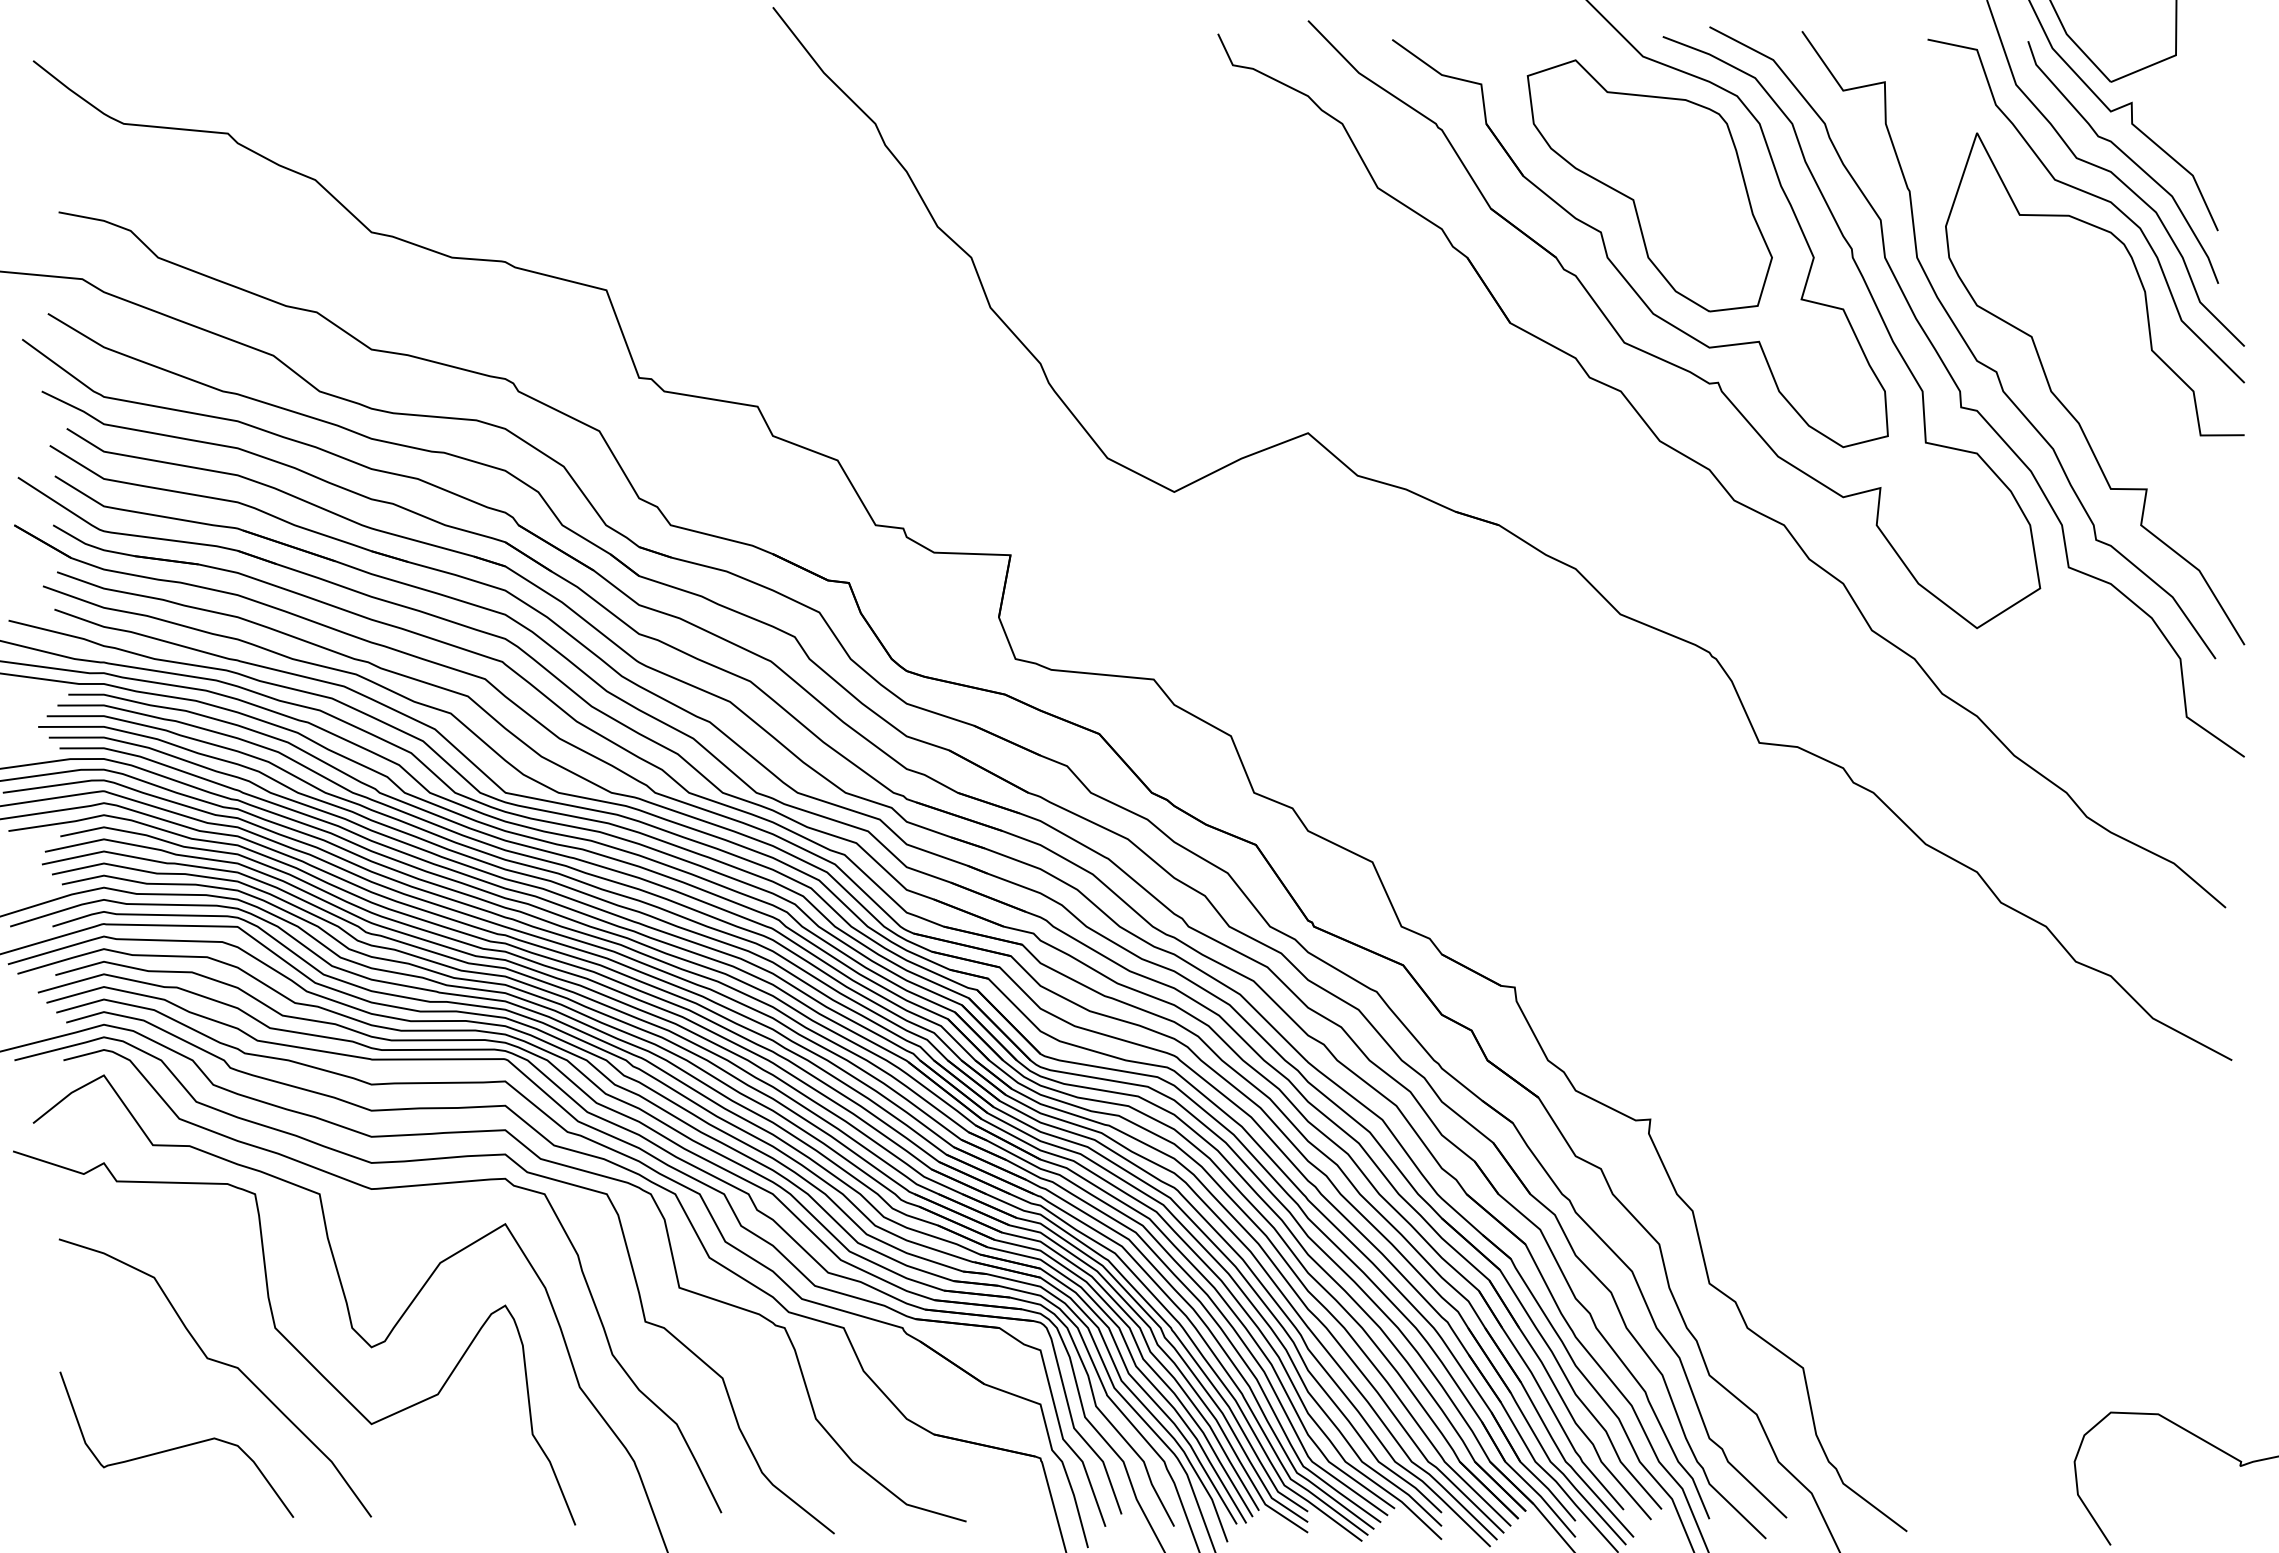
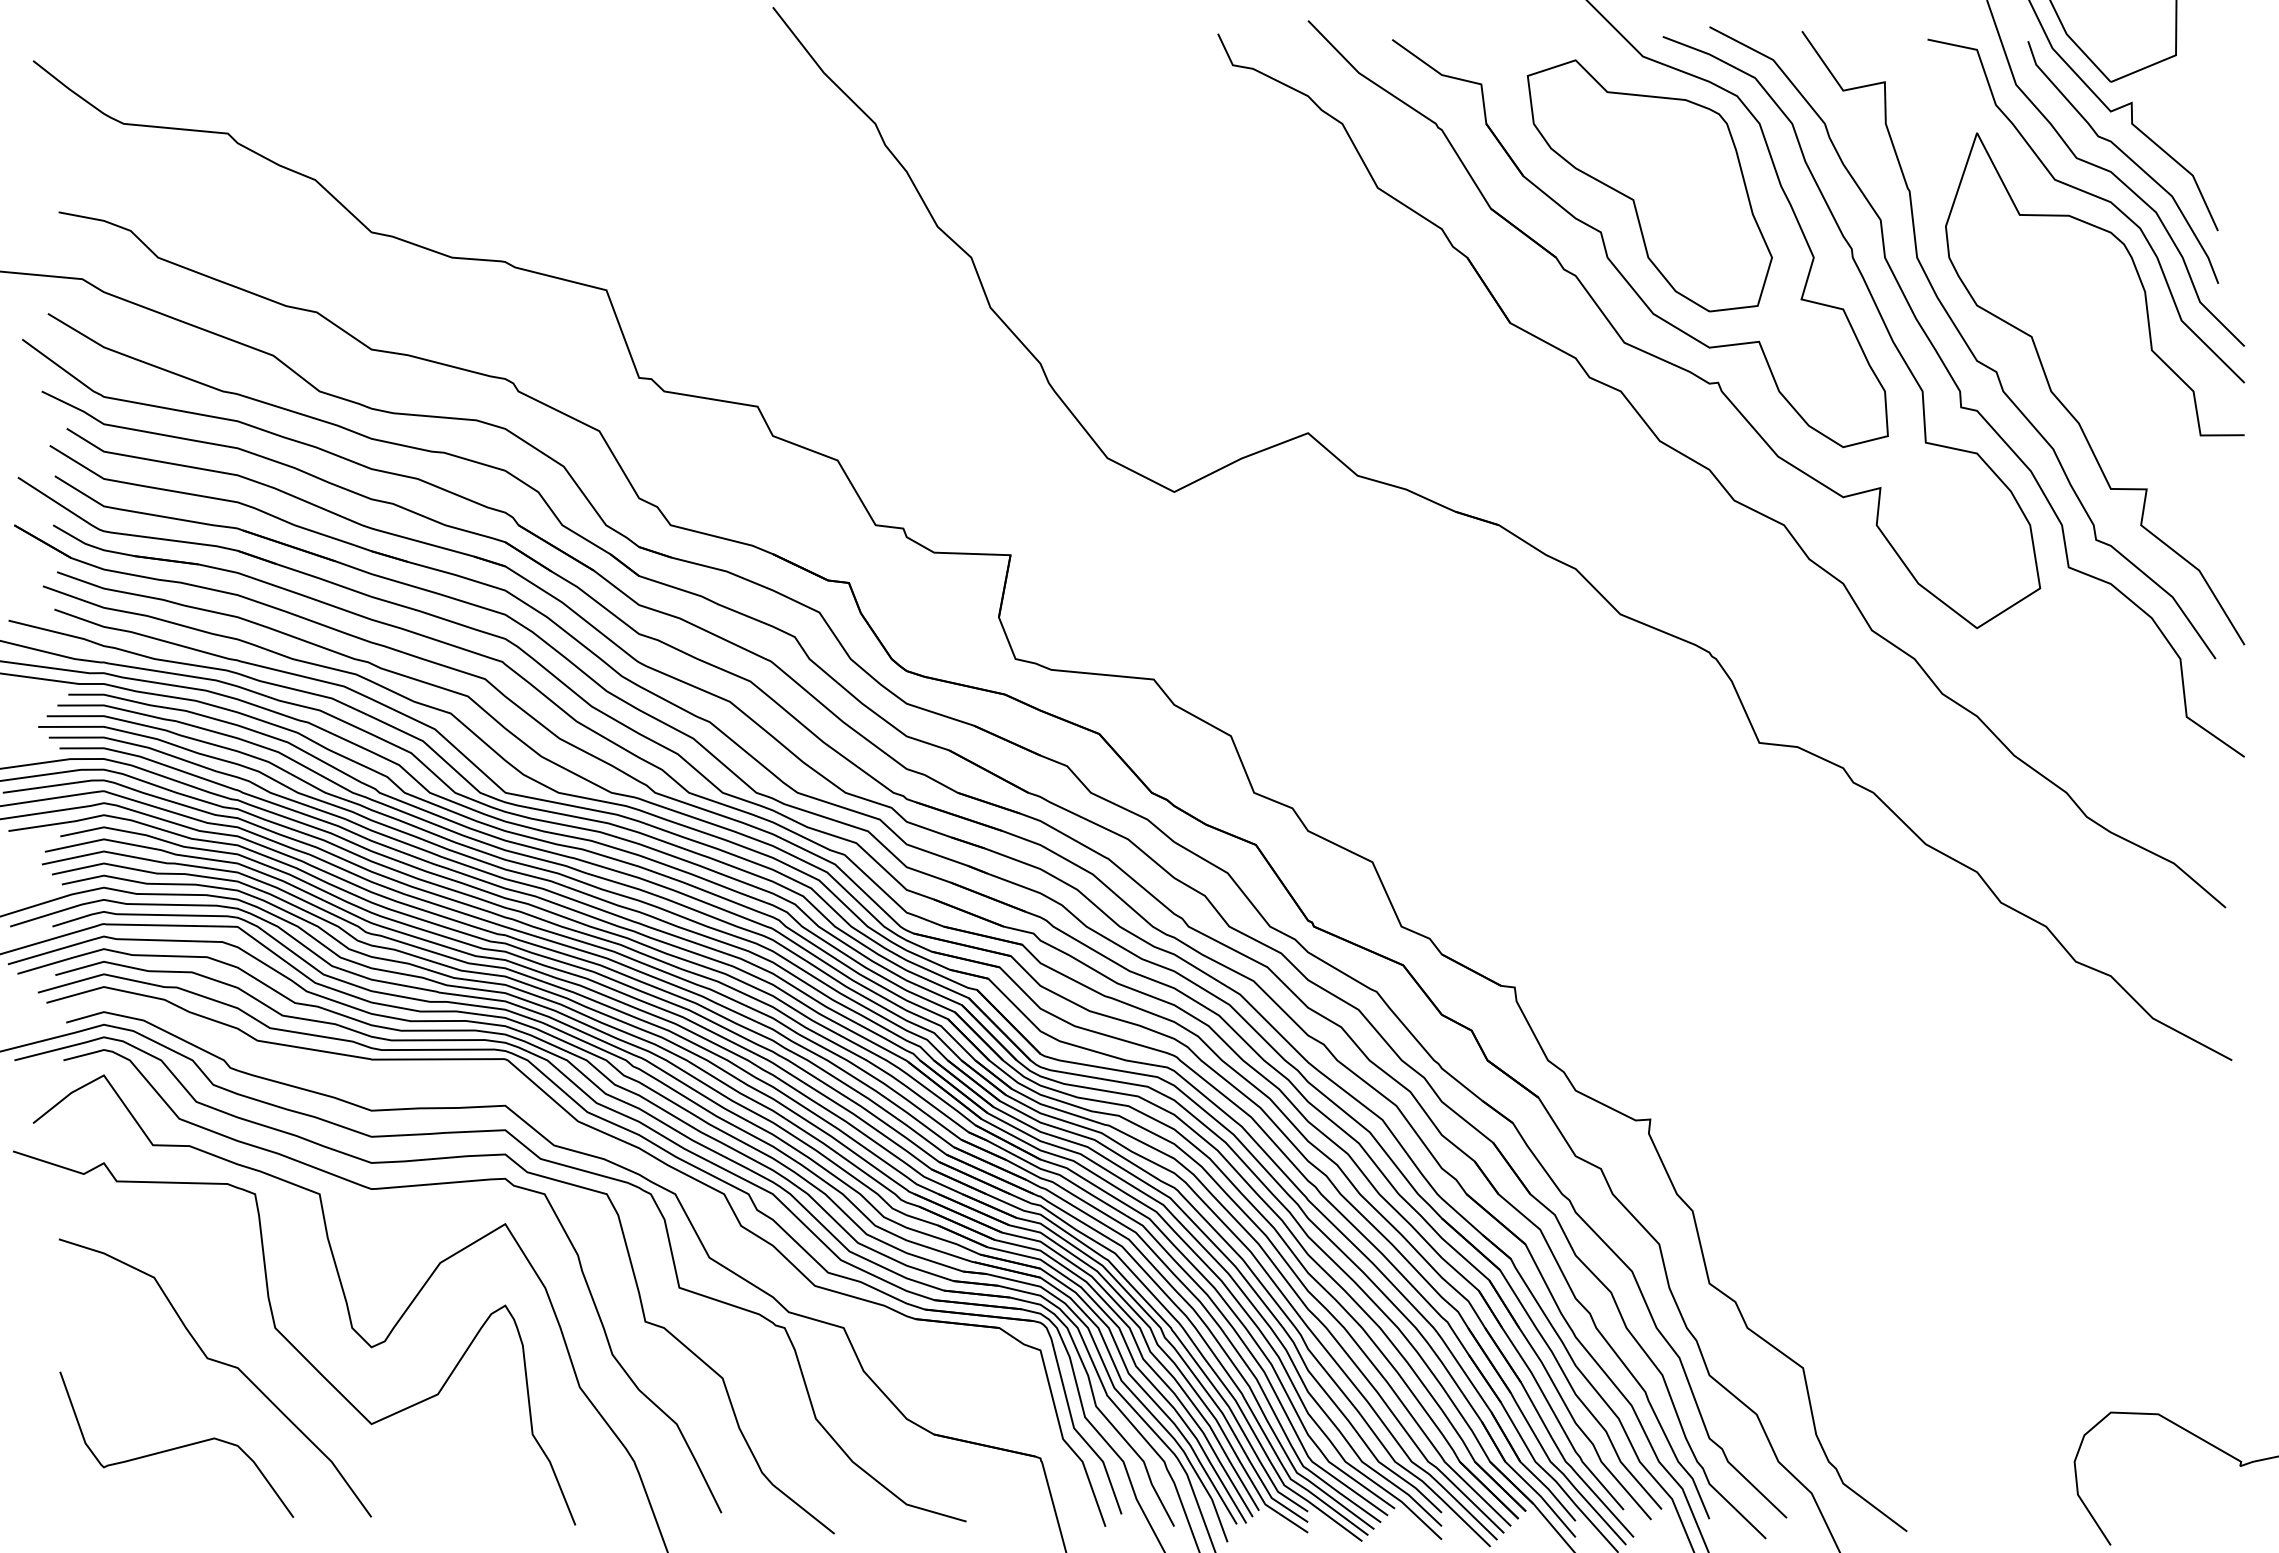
part: present -> none (622, 1155)
